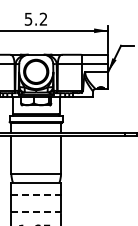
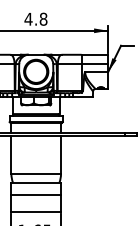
text: 5.2 -> 4.8 (35, 18)
line: dashed -> solid (36, 194)
line: dashed -> solid (36, 212)
